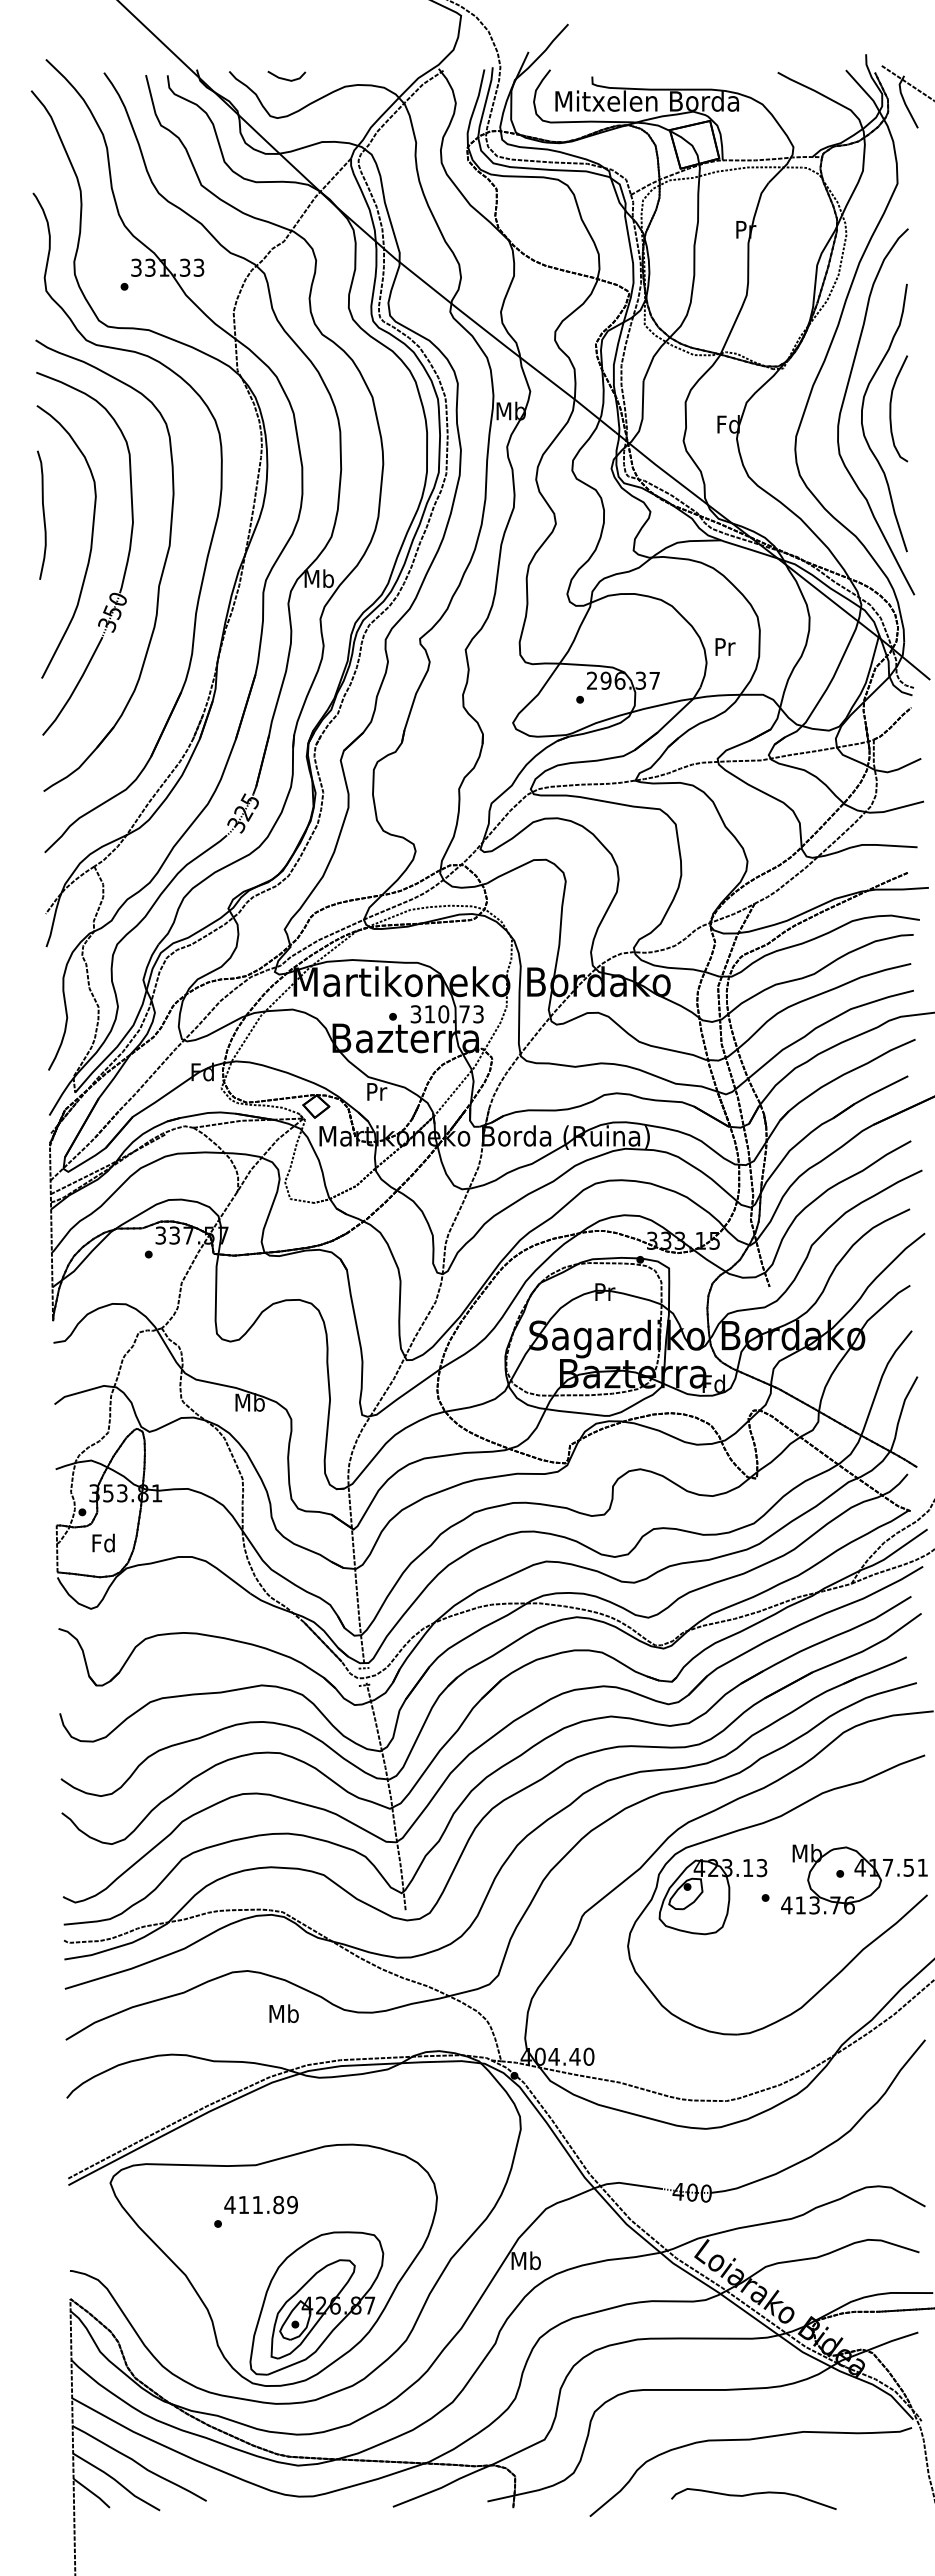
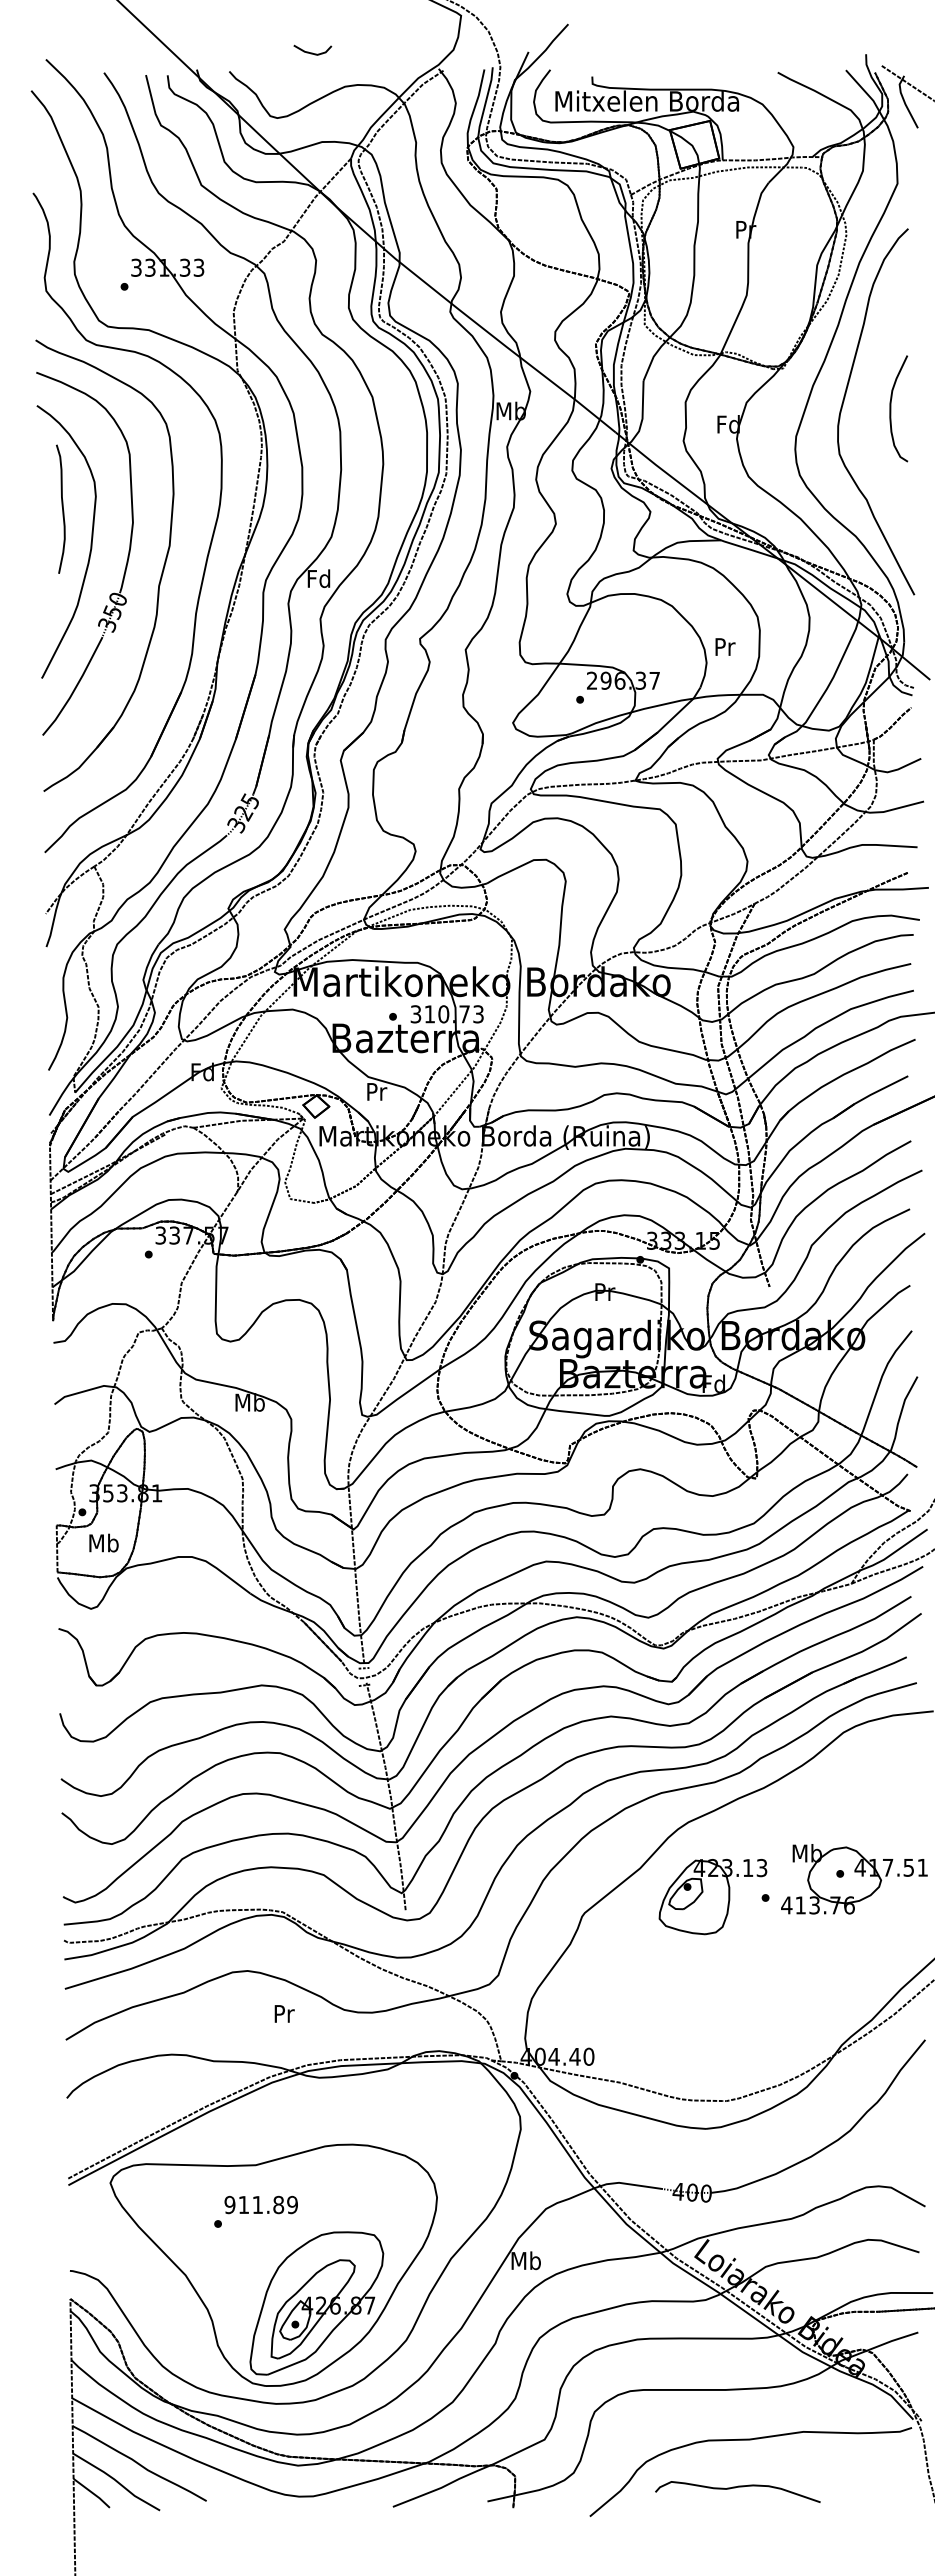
line position: (286, 78) -> (312, 52) (312, 52)
curve: present -> none (862, 417)
curve position: (43, 514) -> (62, 508) (62, 508)
text: Mb -> Fd (318, 578)
text: Fd -> Mb (103, 1542)
part: present -> none (759, 1825)
text: Mb -> Pr (283, 2013)
text: 411.89 -> 911.89 (229, 2204)
curve position: (751, 2495) -> (735, 2488) (735, 2488)
